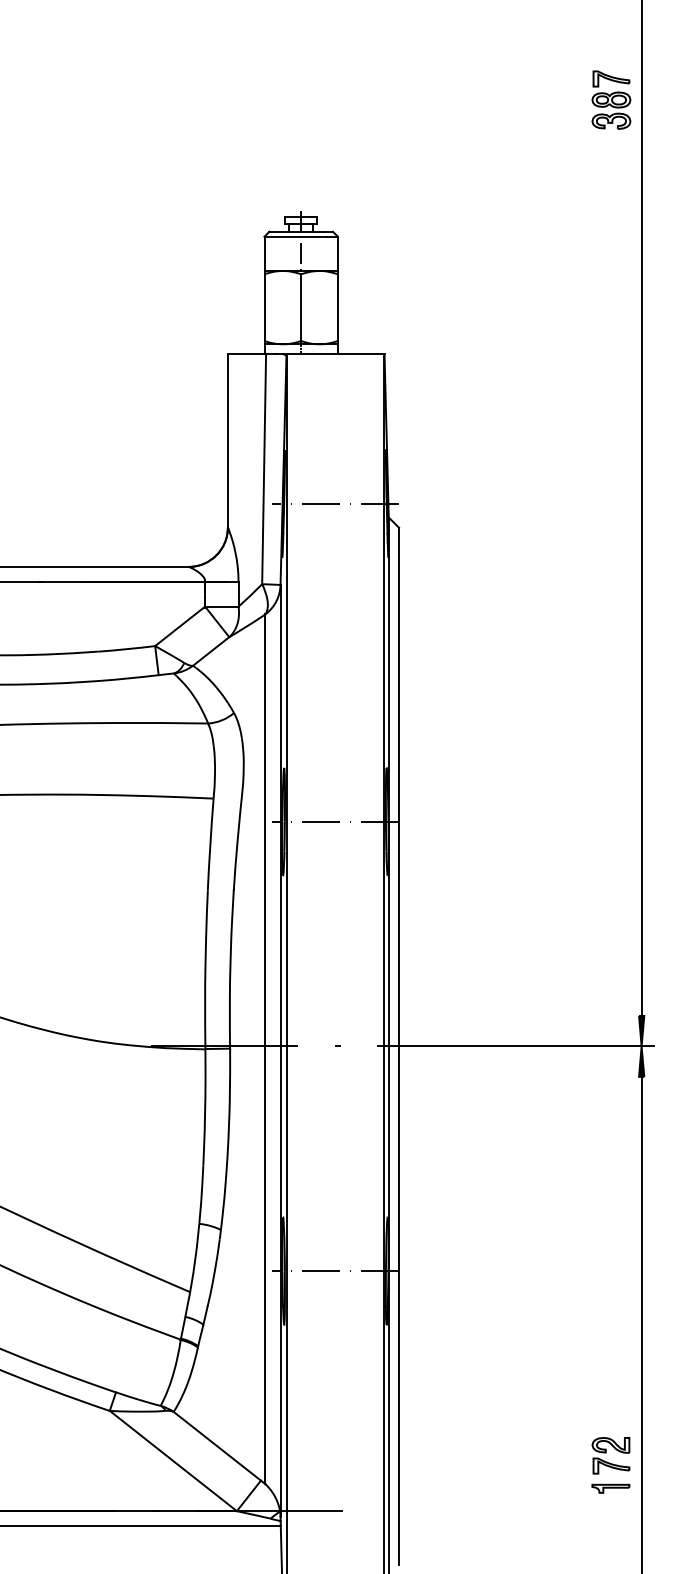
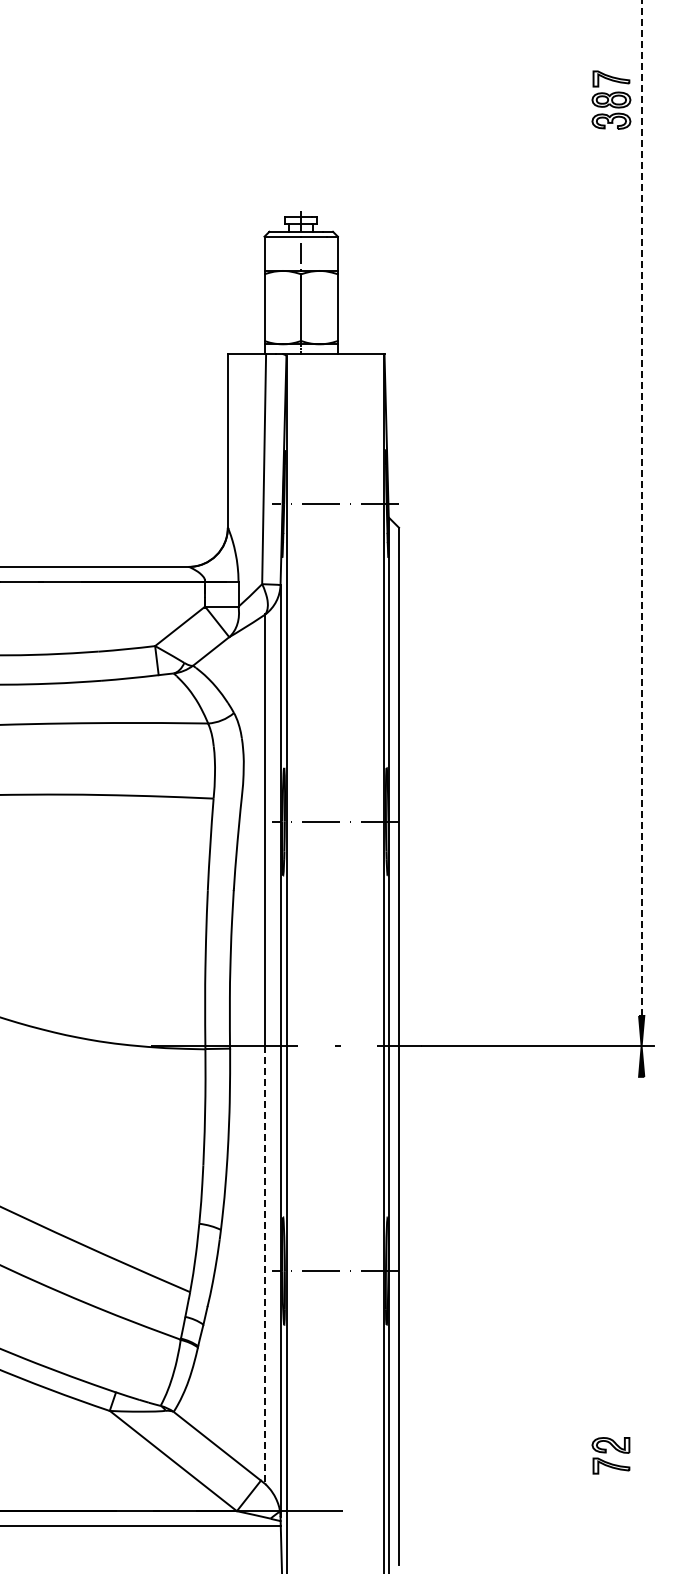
line: solid -> dashed (641, 508)
line: solid -> dashed (265, 1265)
line: present -> none (641, 1323)
part: present -> none (610, 1488)
